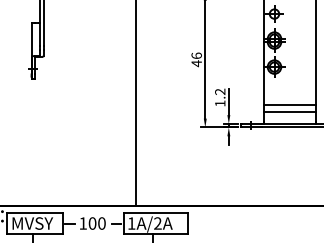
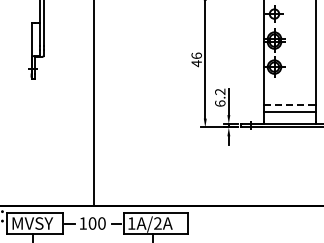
line position: (135, 103) -> (93, 103) (93, 103)
text: 1.2 -> 6.2 (220, 103)
line: solid -> dashed (289, 105)
